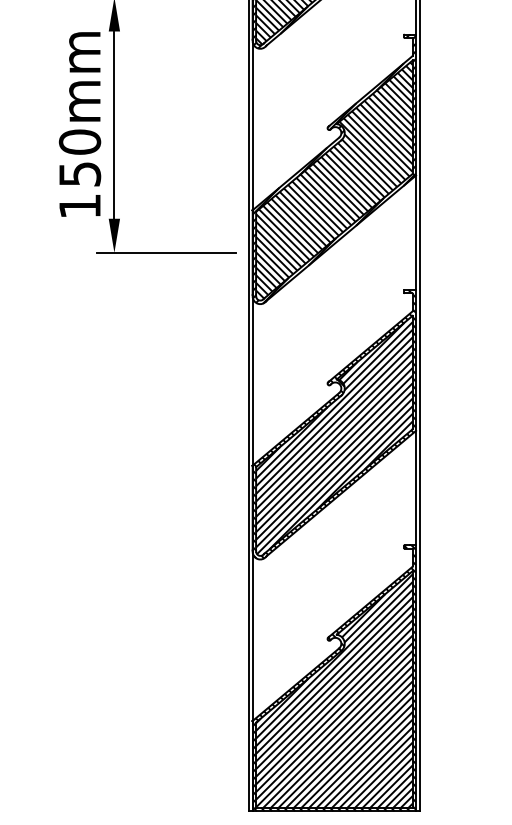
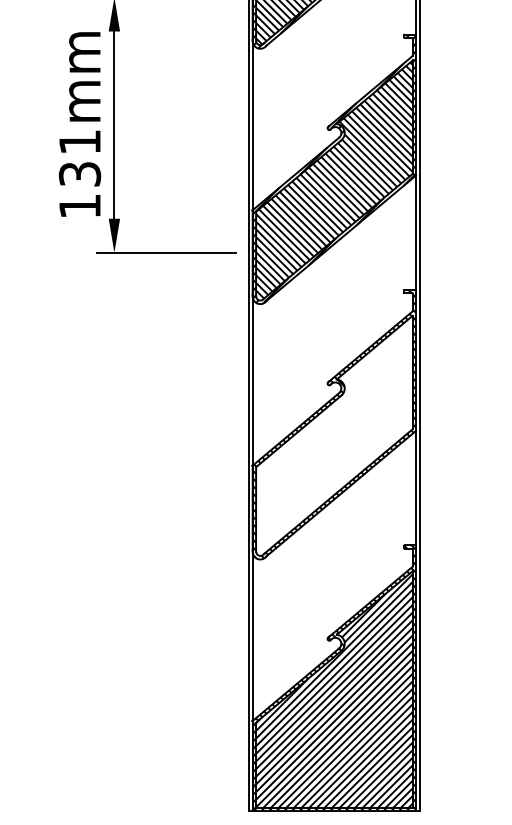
text: 150mm -> 131mm (79, 157)
hatch: present -> none (334, 438)
